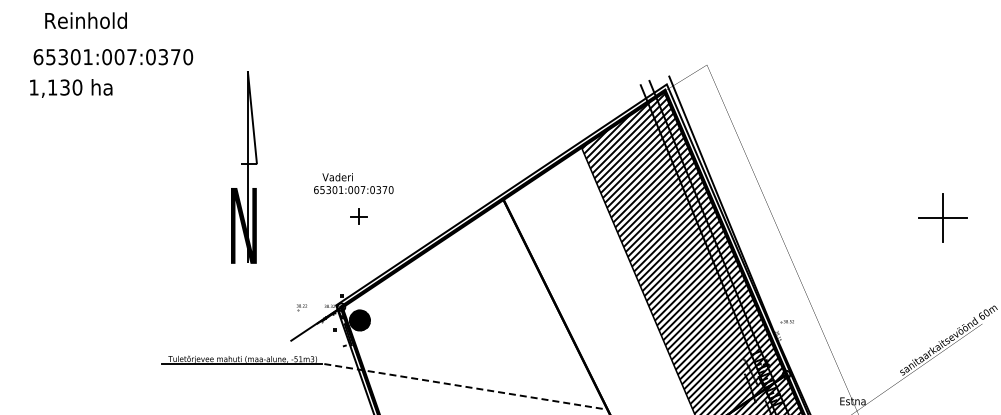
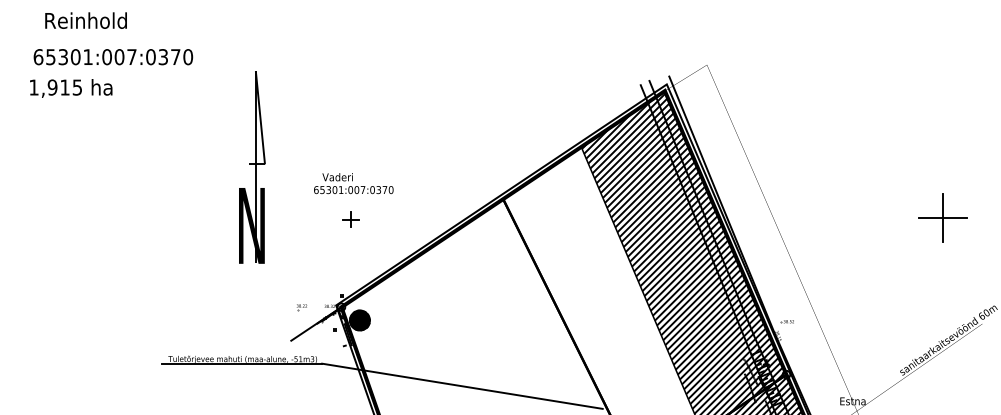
text: 1,130 -> 1,915 (64, 87)
part position: (244, 167) -> (252, 167) (252, 167)
part position: (358, 216) -> (350, 219) (350, 219)
line: dashed -> solid (461, 386)
